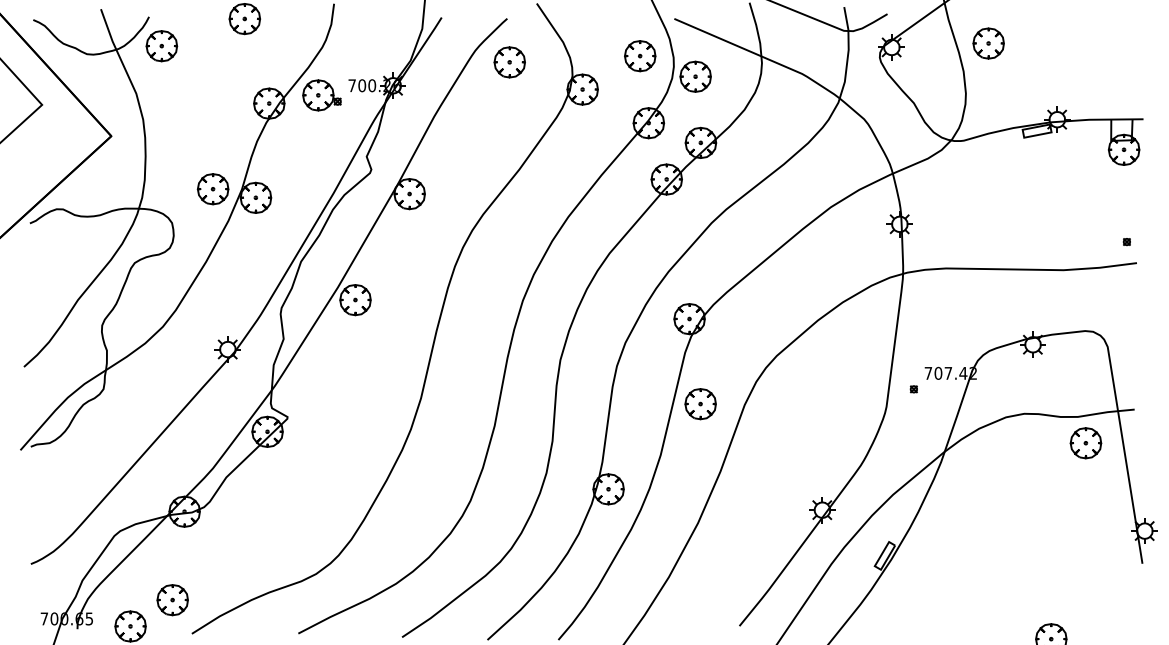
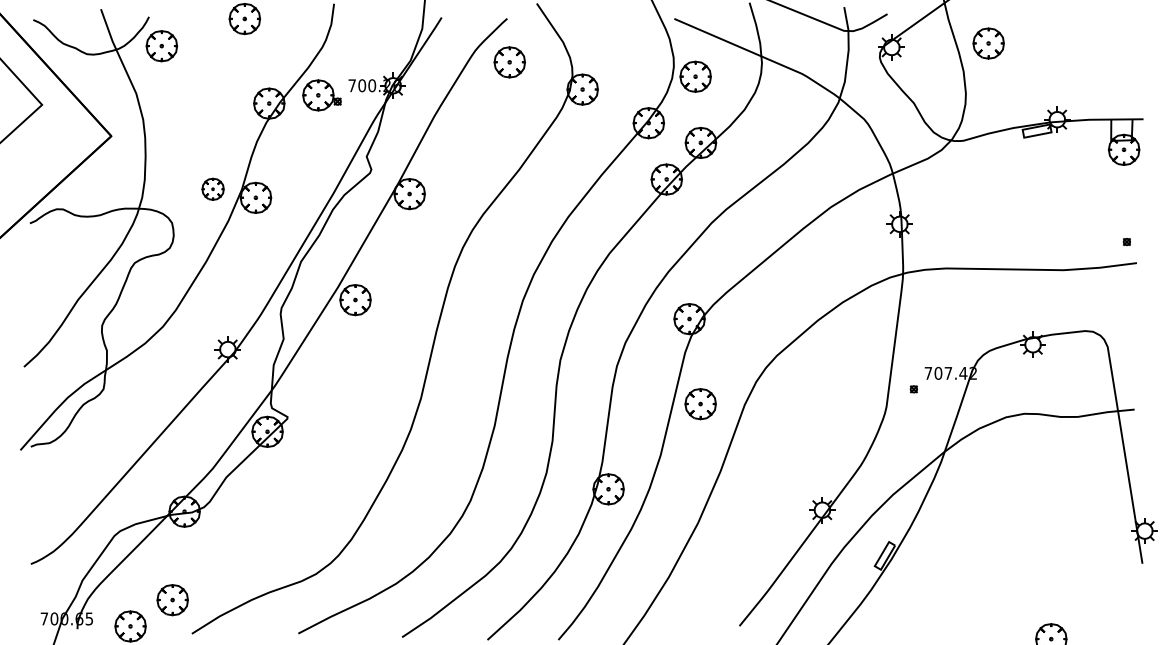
part: present -> none (640, 56)
part size: 34x33 px -> 24x24 px (212, 188)
part: present -> none (1085, 443)
